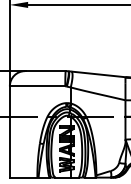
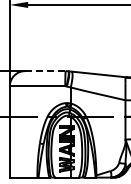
line: solid -> dashed (45, 71)
